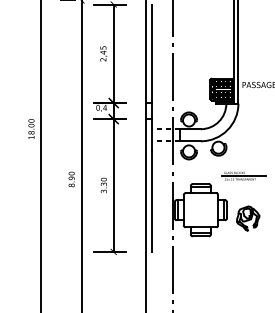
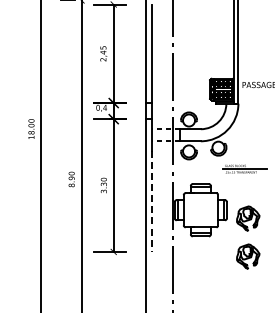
part position: (243, 175) -> (244, 168) (244, 168)
line: solid -> dashed (151, 202)
part: none -> present (248, 256)
